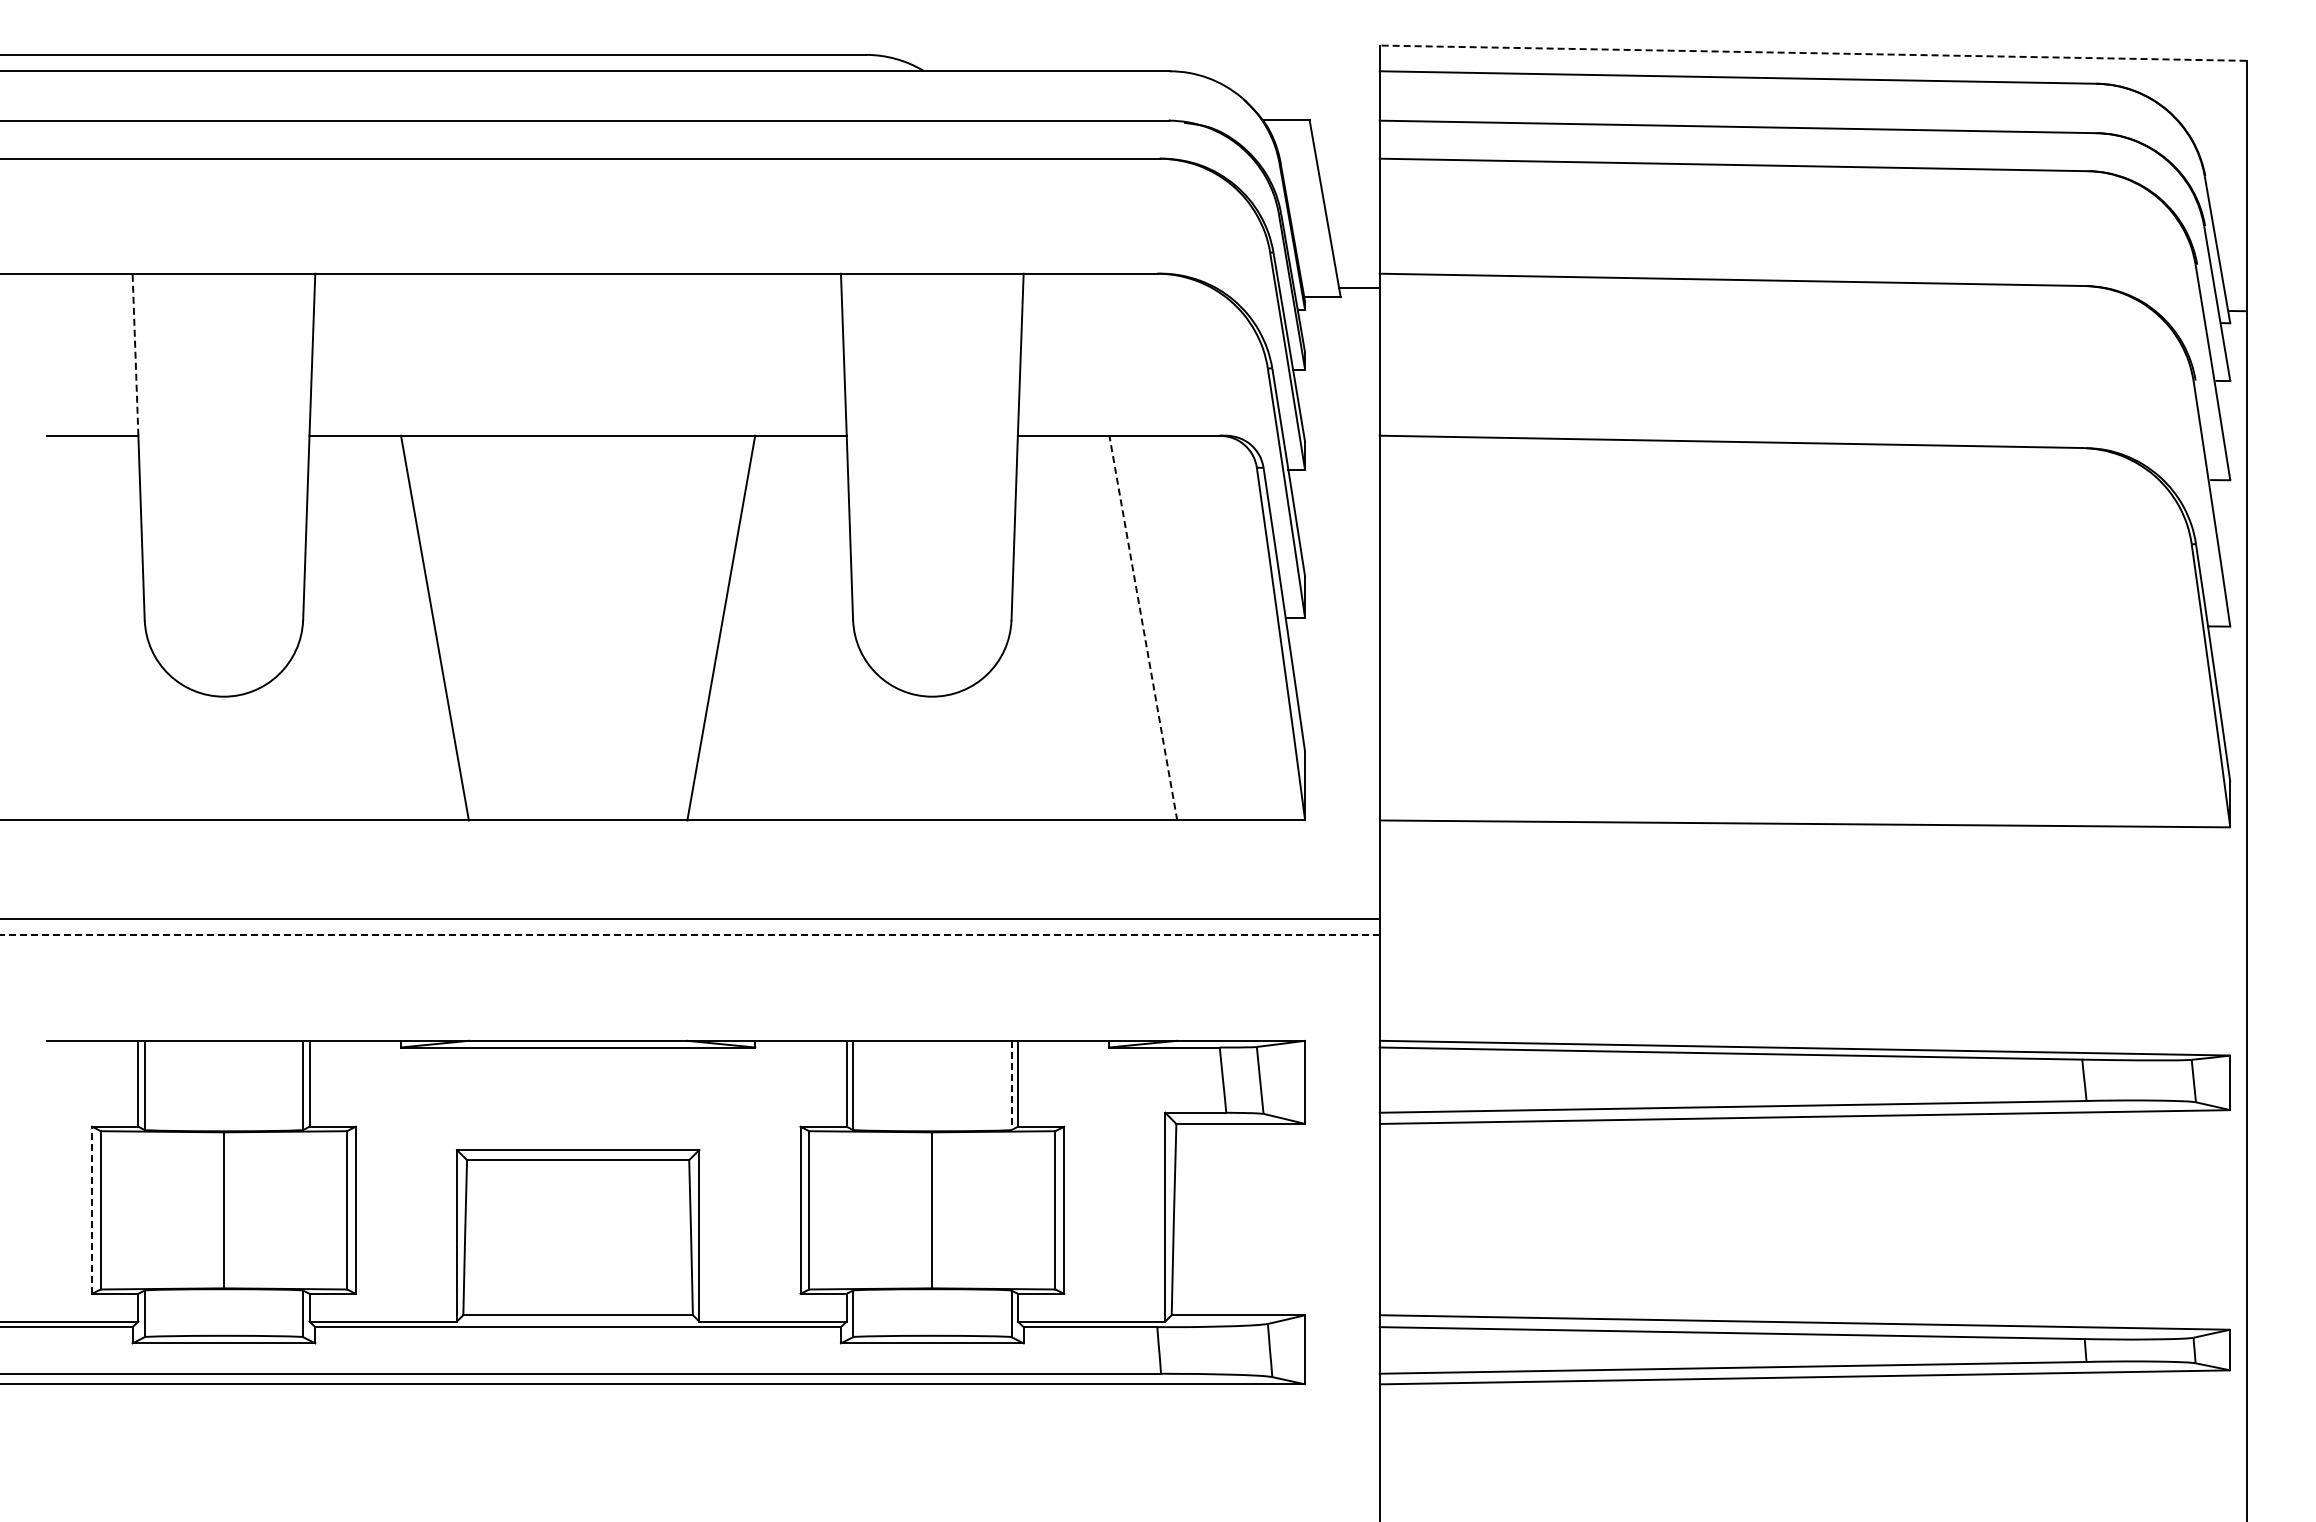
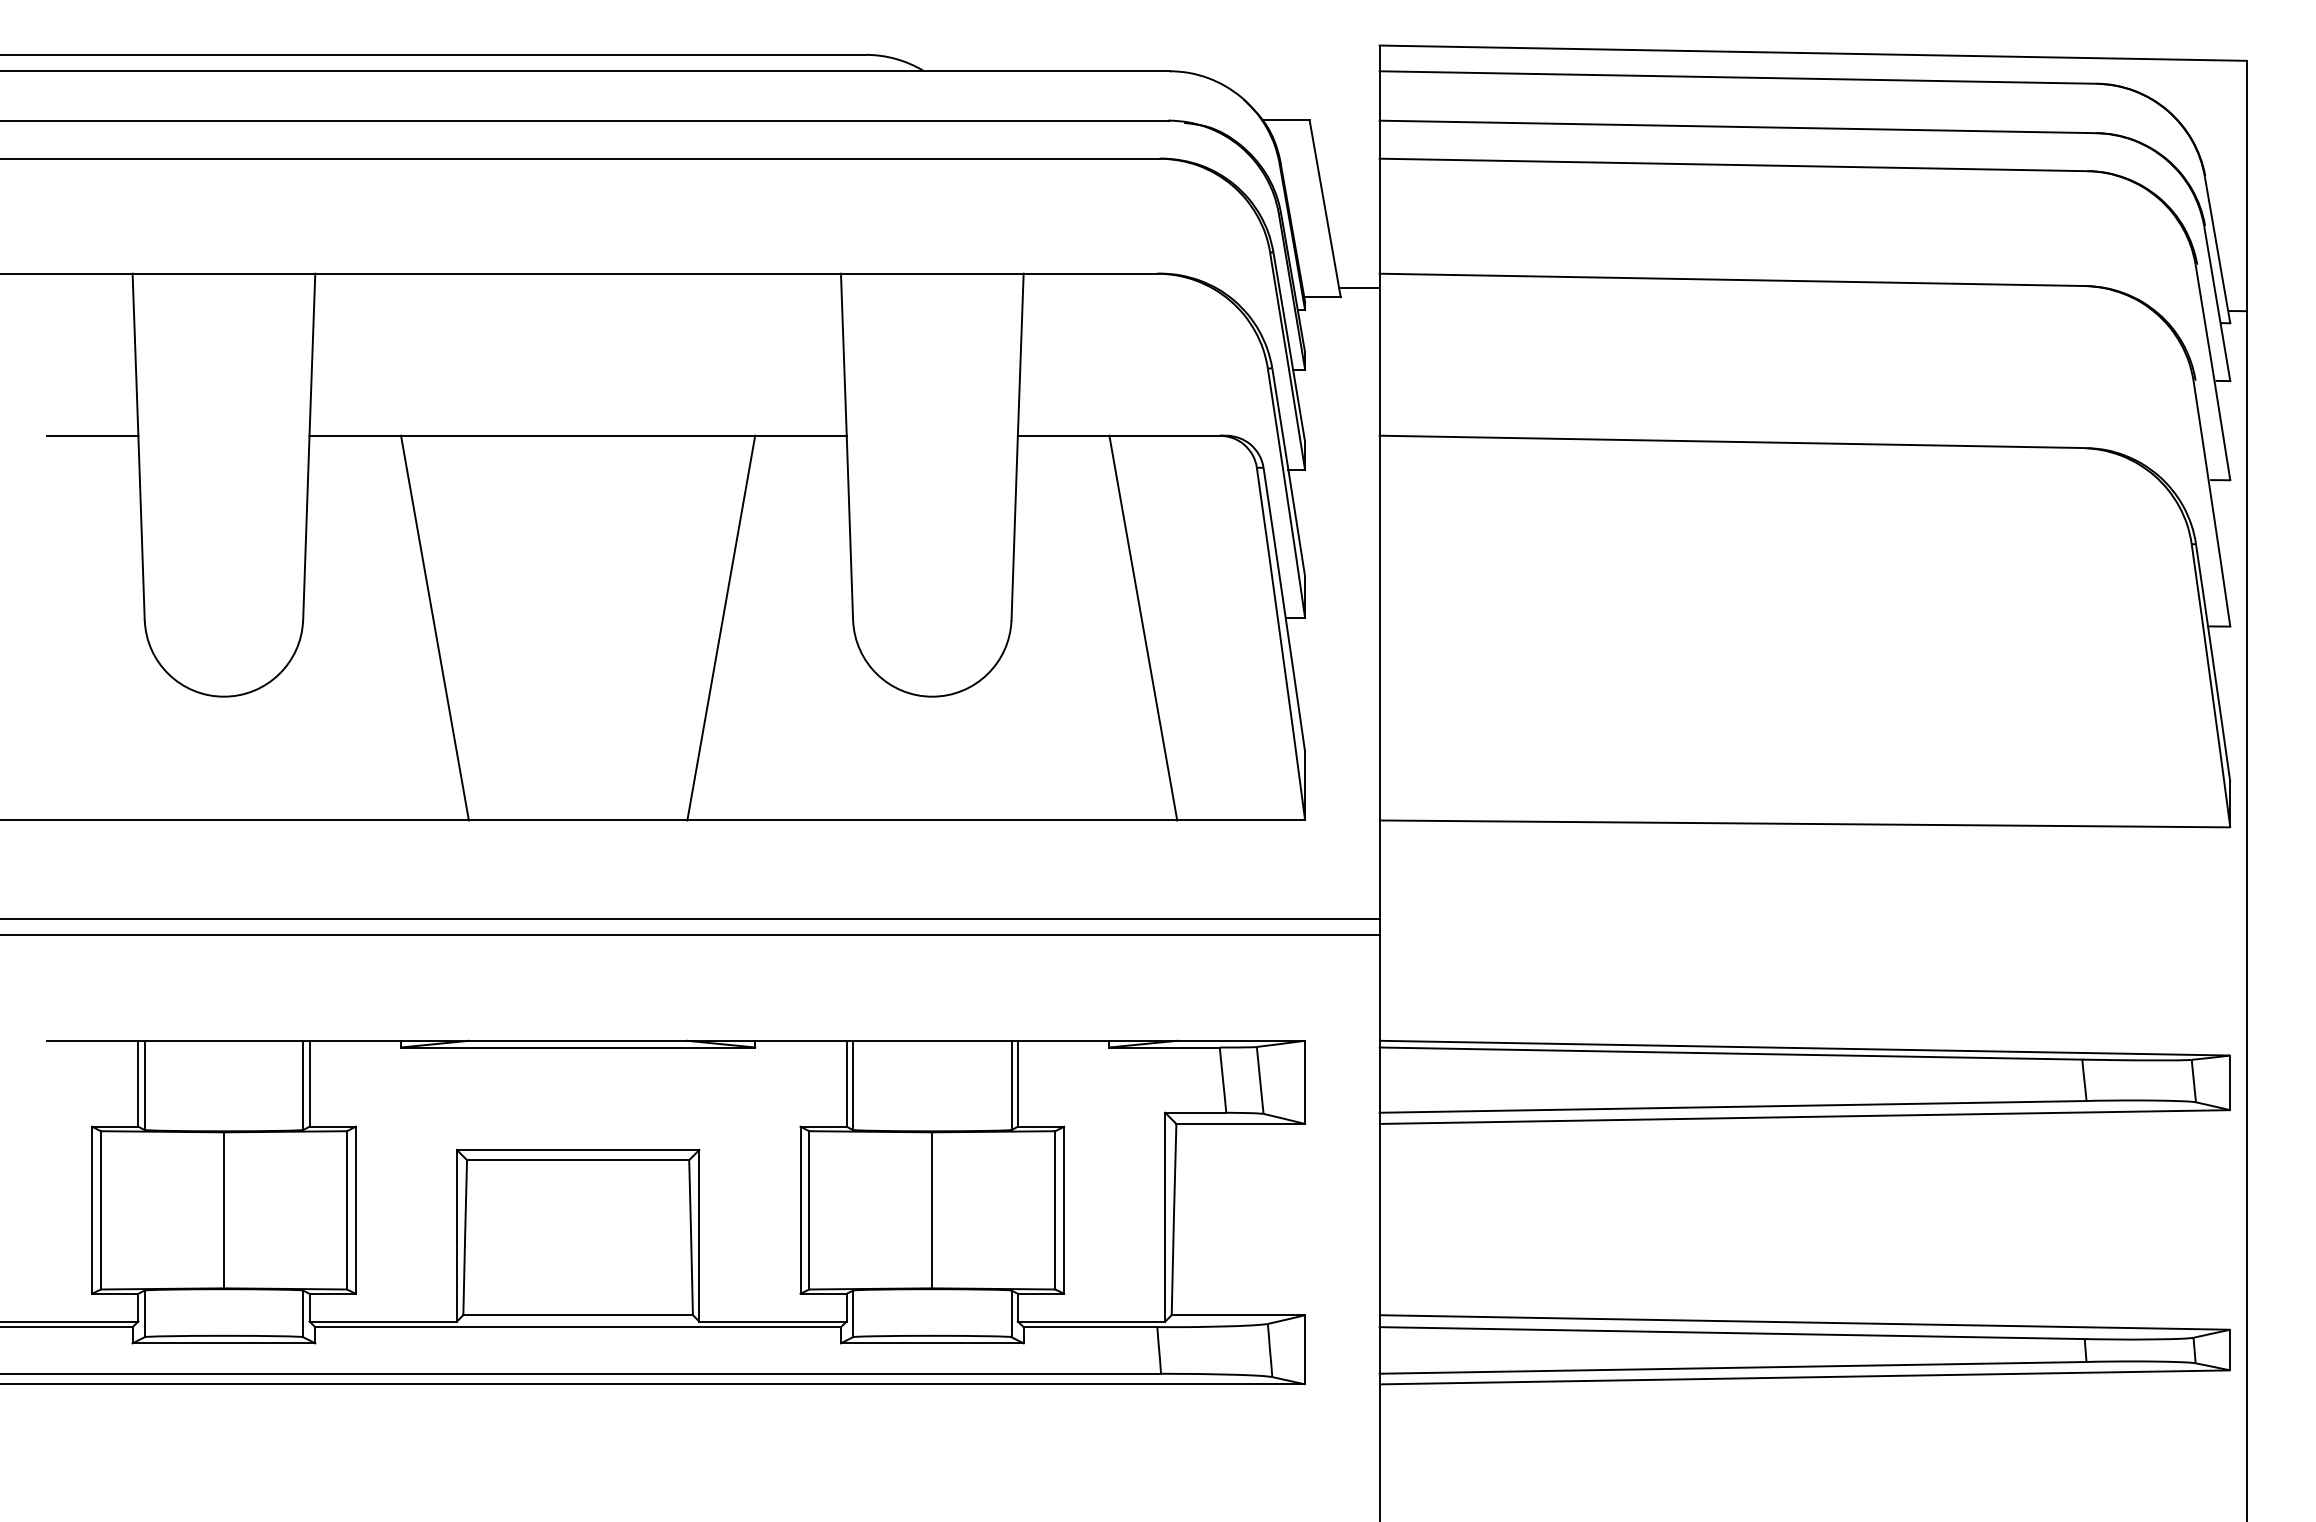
line: dashed -> solid (1812, 53)
line: dashed -> solid (135, 354)
line: dashed -> solid (1143, 627)
line: dashed -> solid (689, 934)
line: dashed -> solid (1011, 1085)
line: dashed -> solid (92, 1210)
